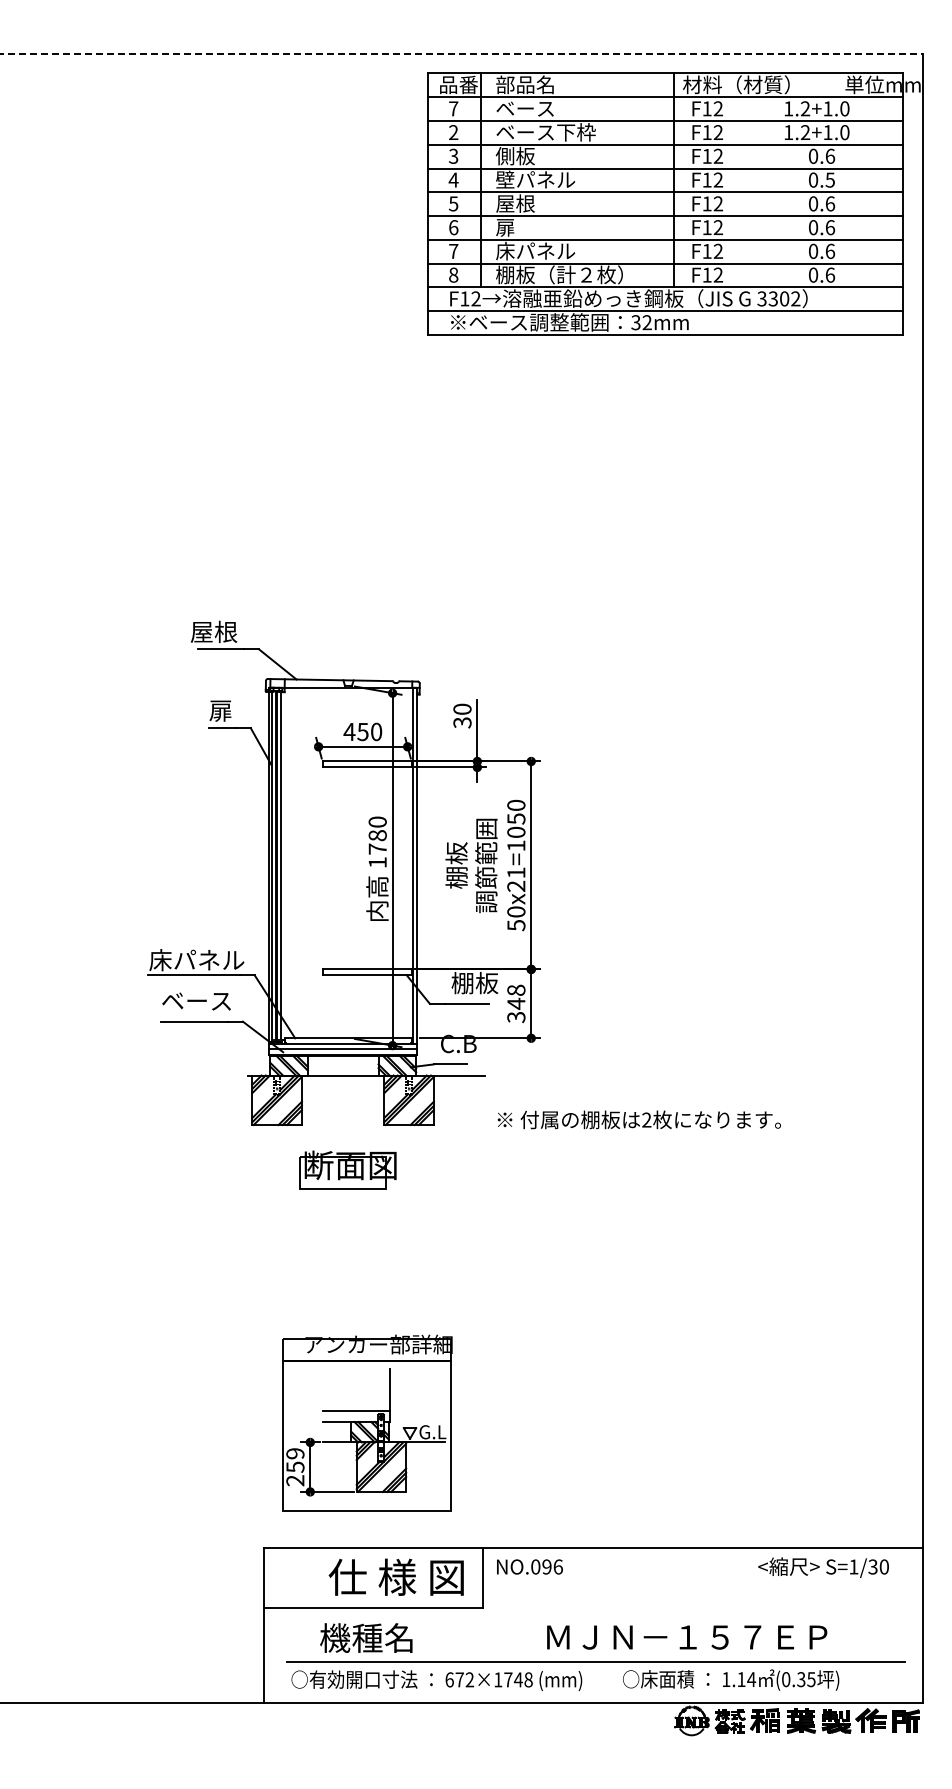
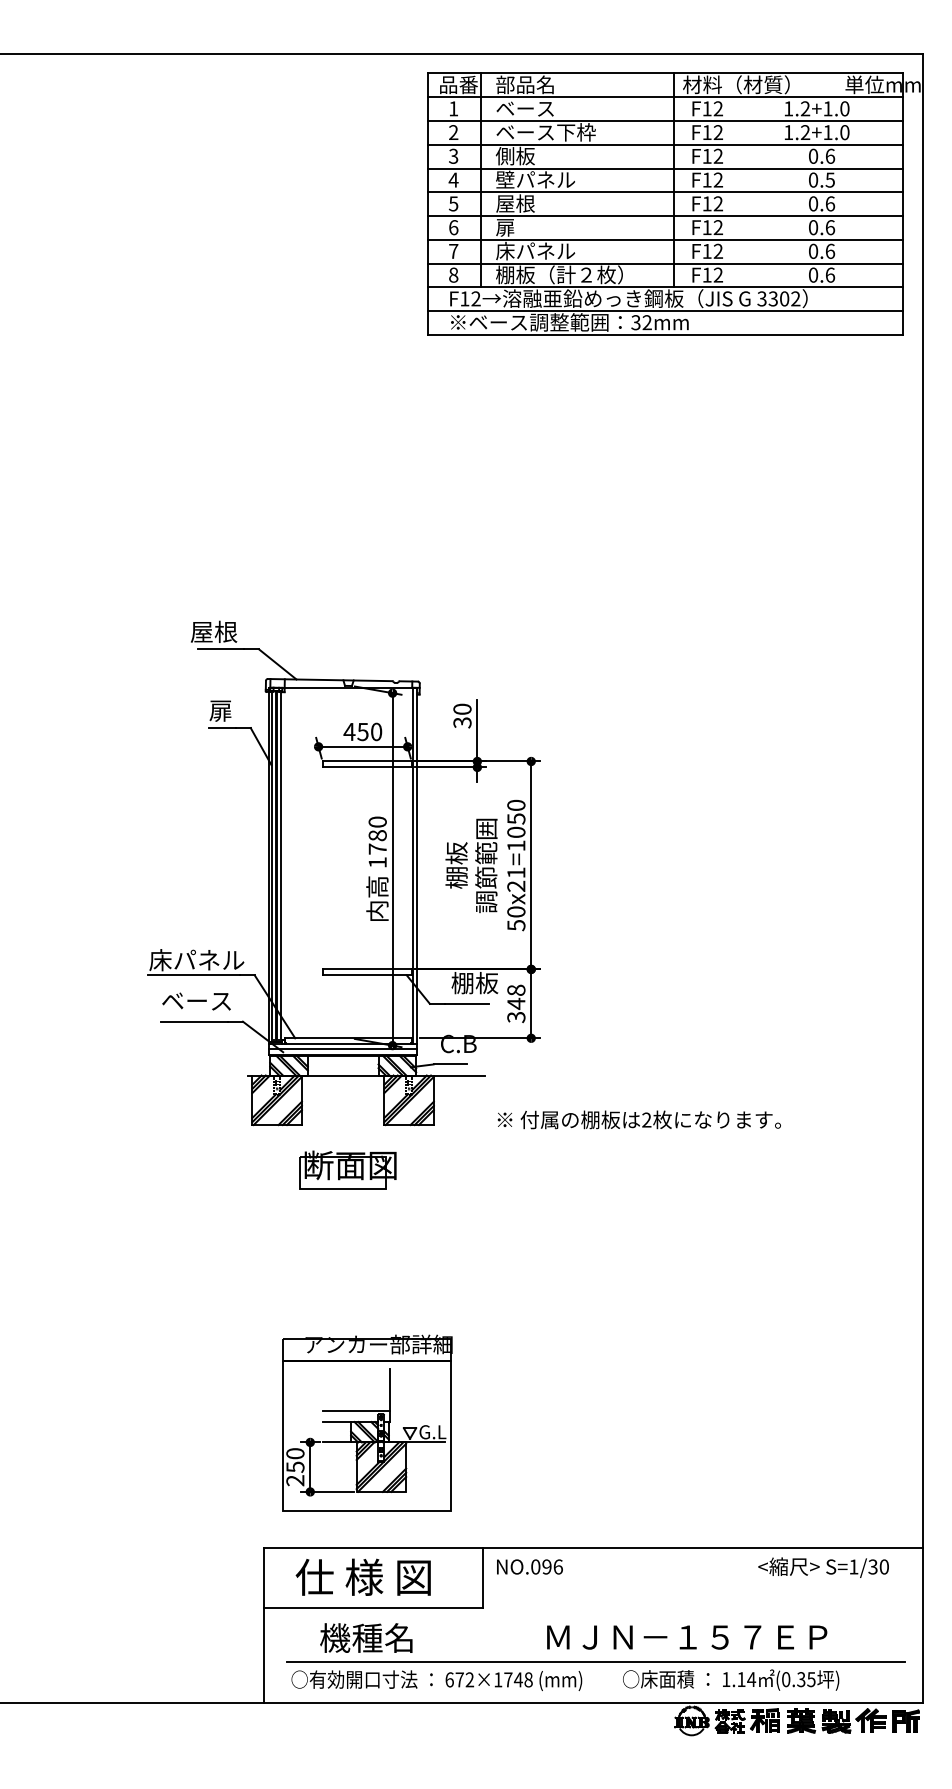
line: dashed -> solid (461, 53)
text: 7 -> 1 (453, 108)
text: 259 -> 250 (295, 1453)
text position: (395, 1576) -> (362, 1576) (362, 1576)
